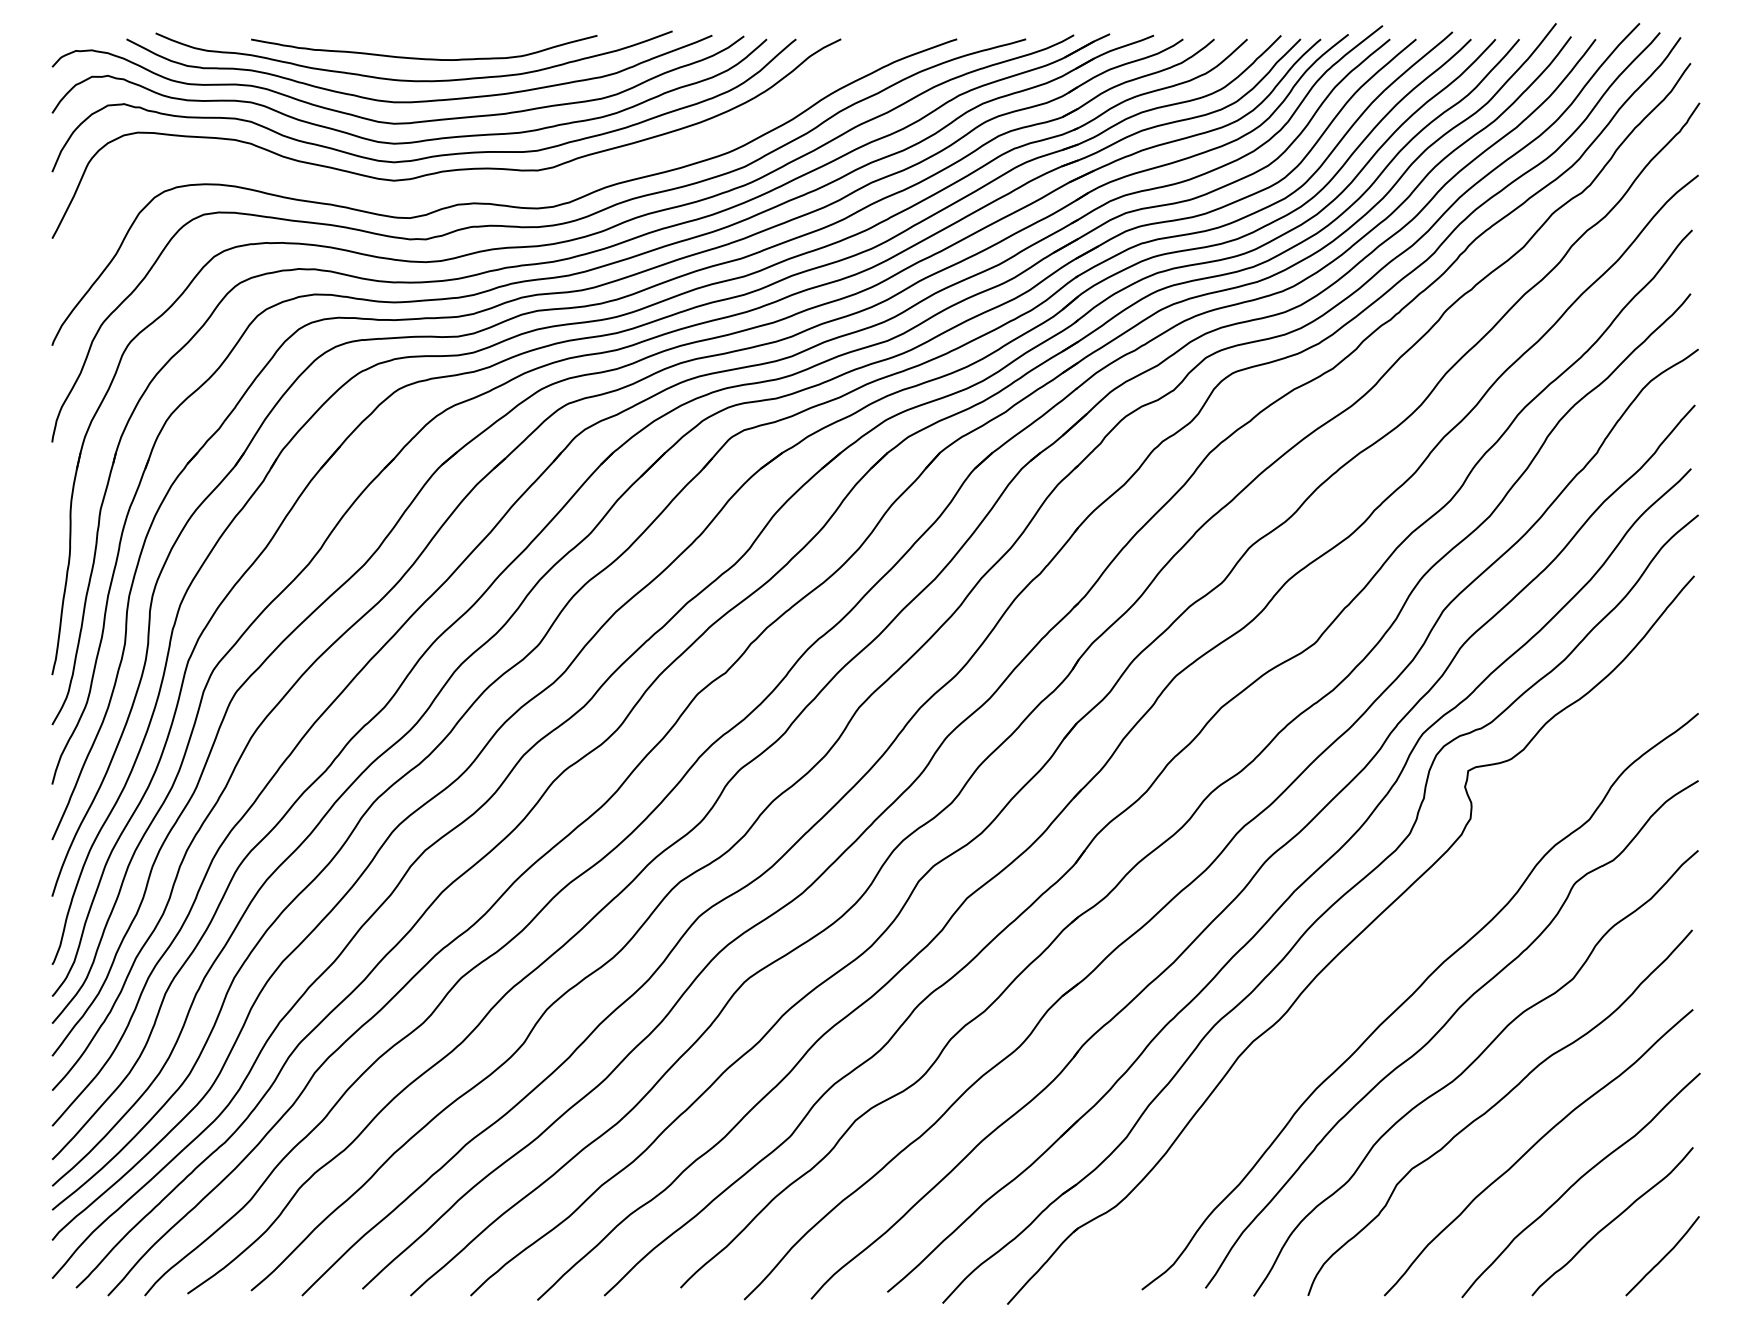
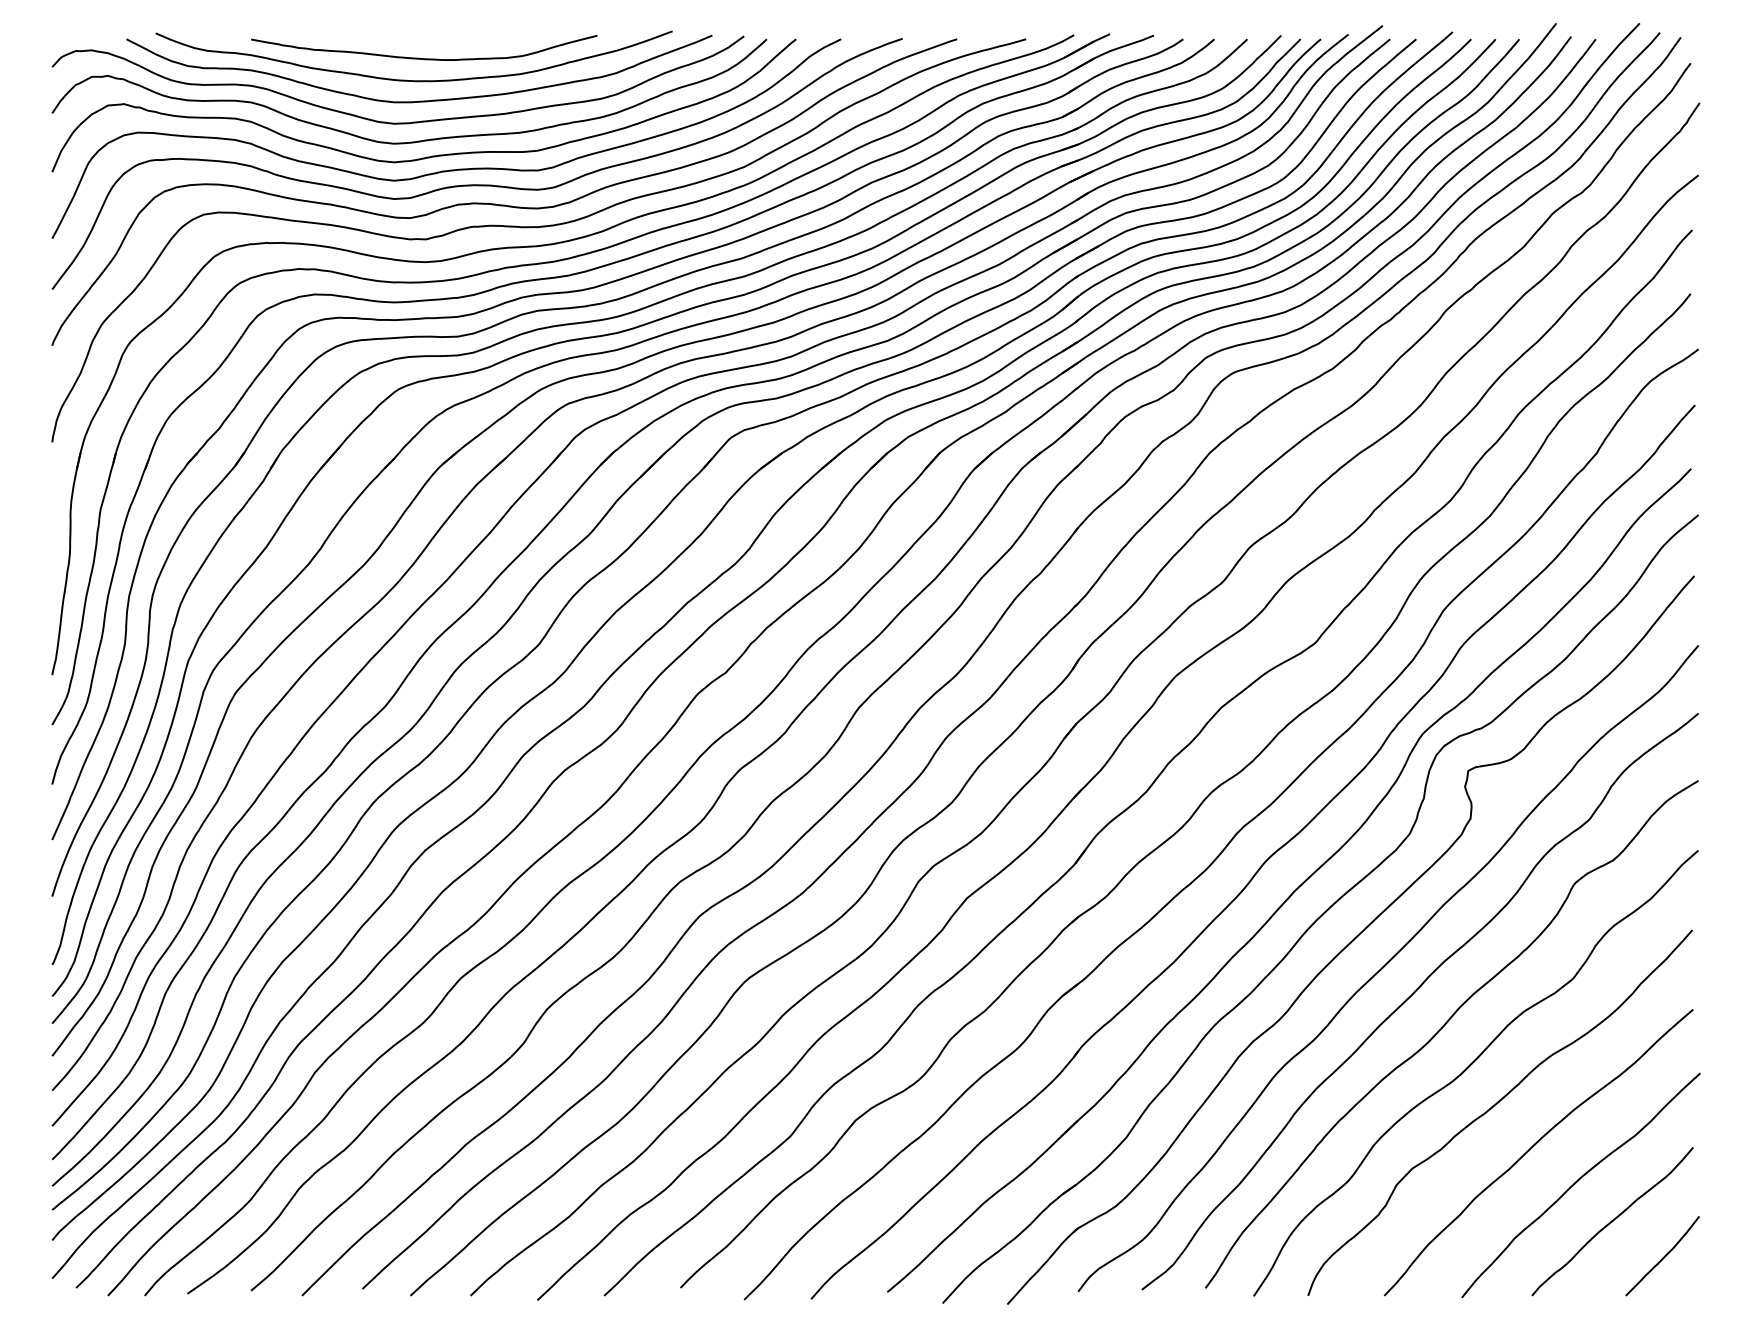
curve: none -> present (476, 184)
curve: none -> present (1385, 966)
